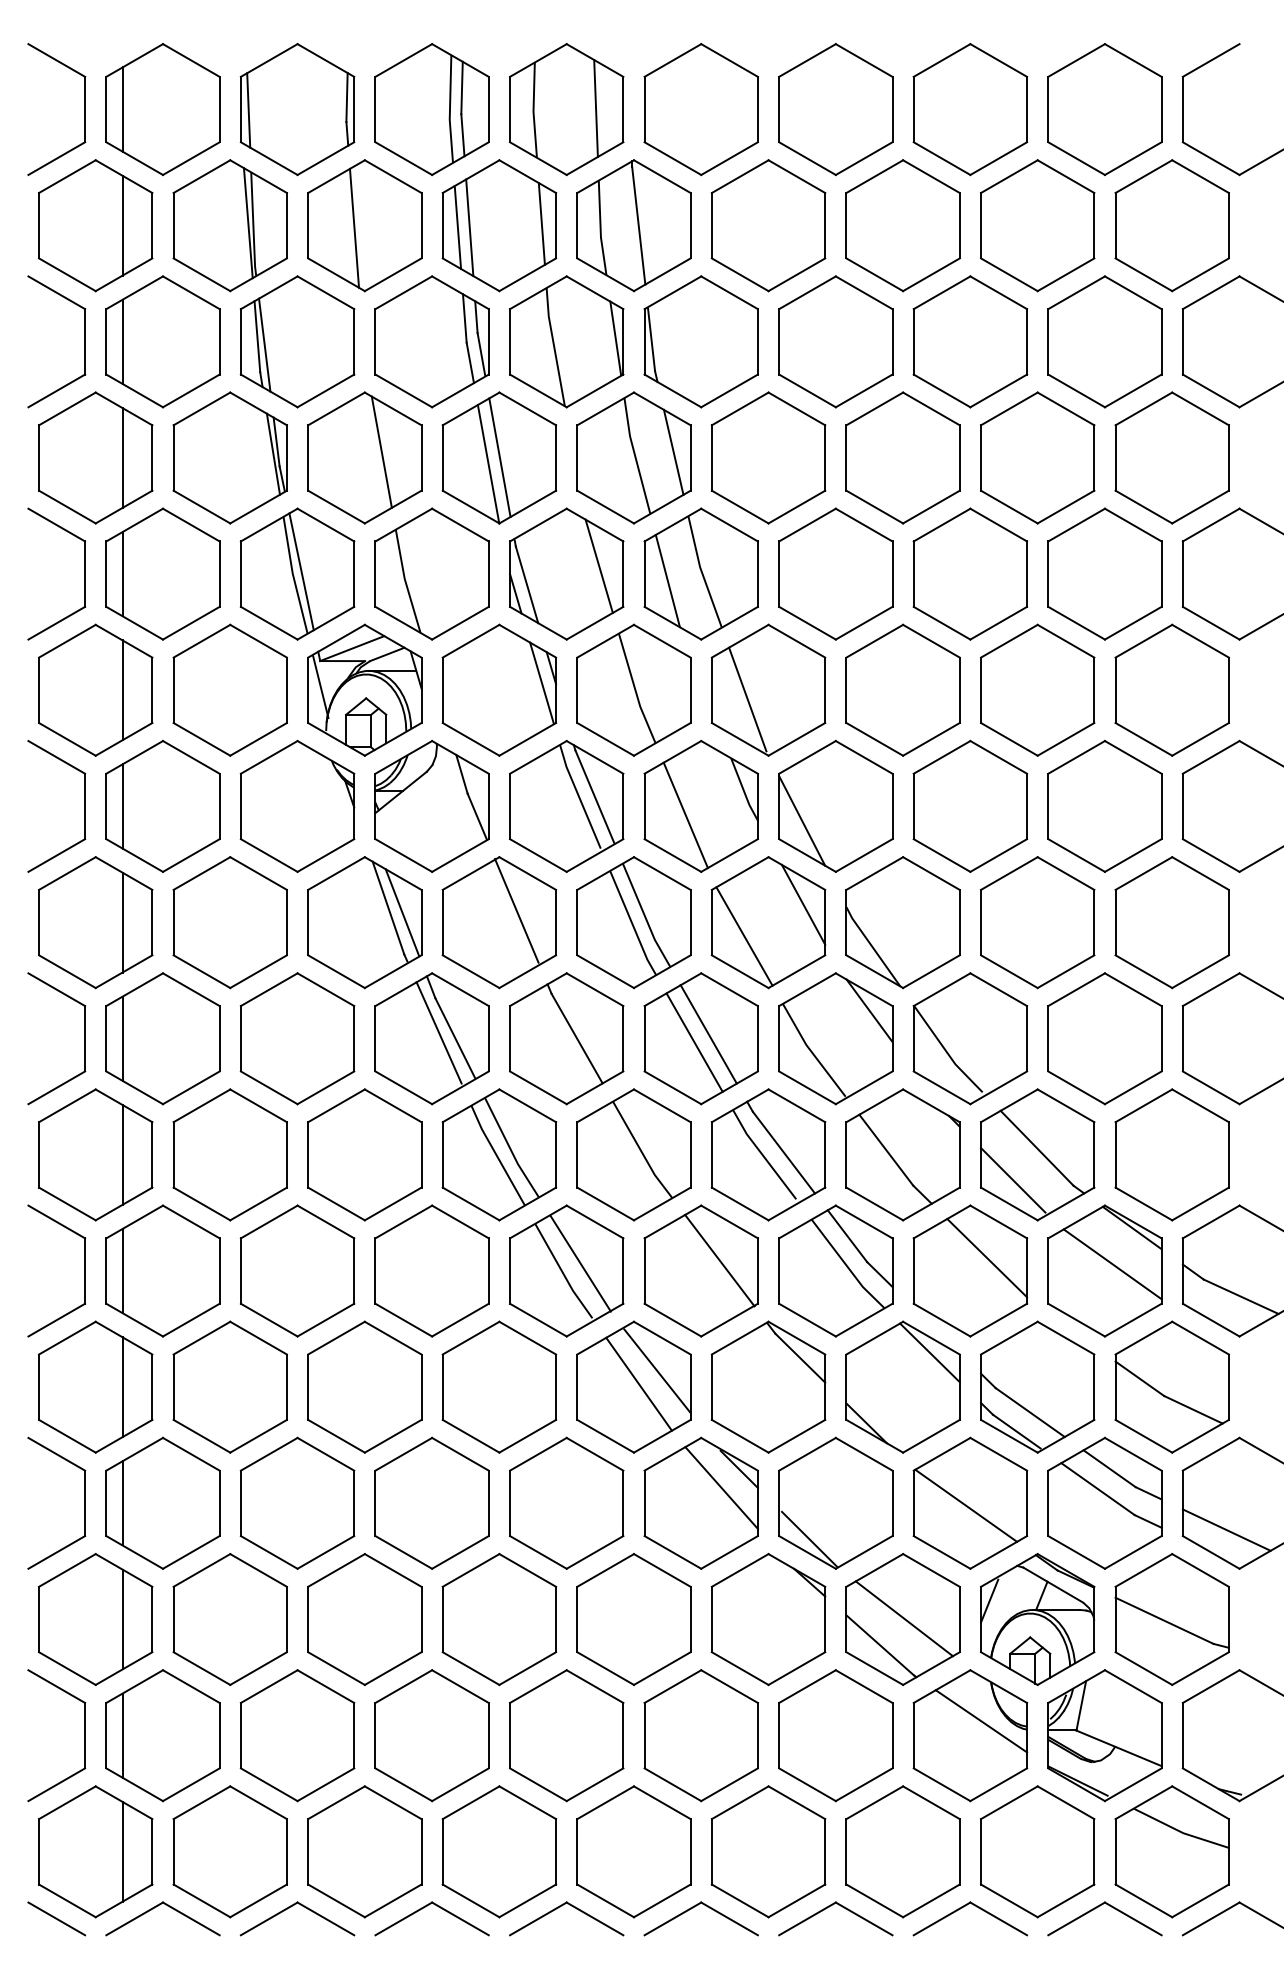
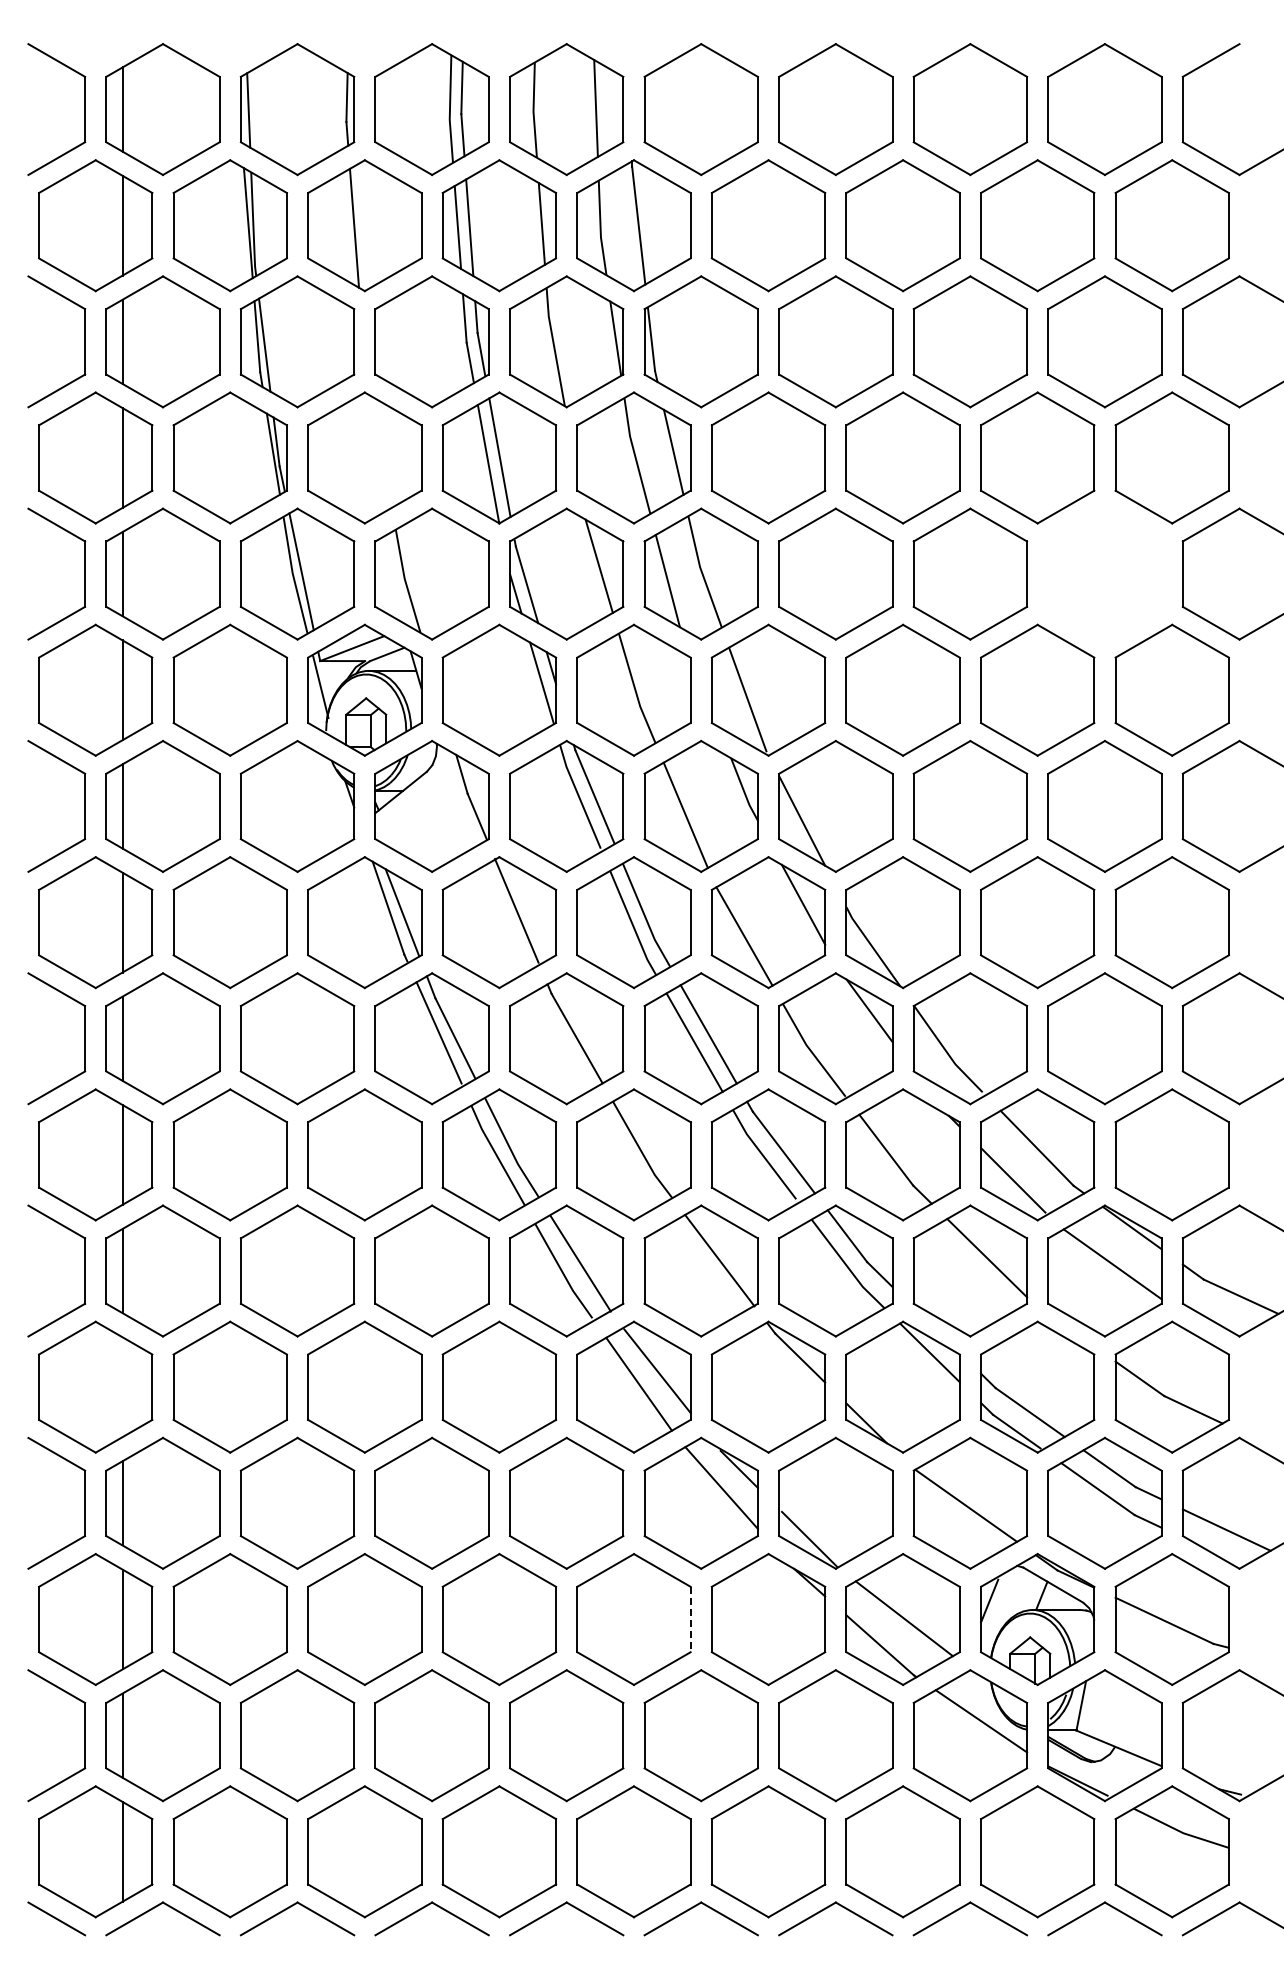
line: present -> none (381, 451)
part: present -> none (1104, 573)
line: present -> none (122, 1387)
line: solid -> dashed (690, 1619)
